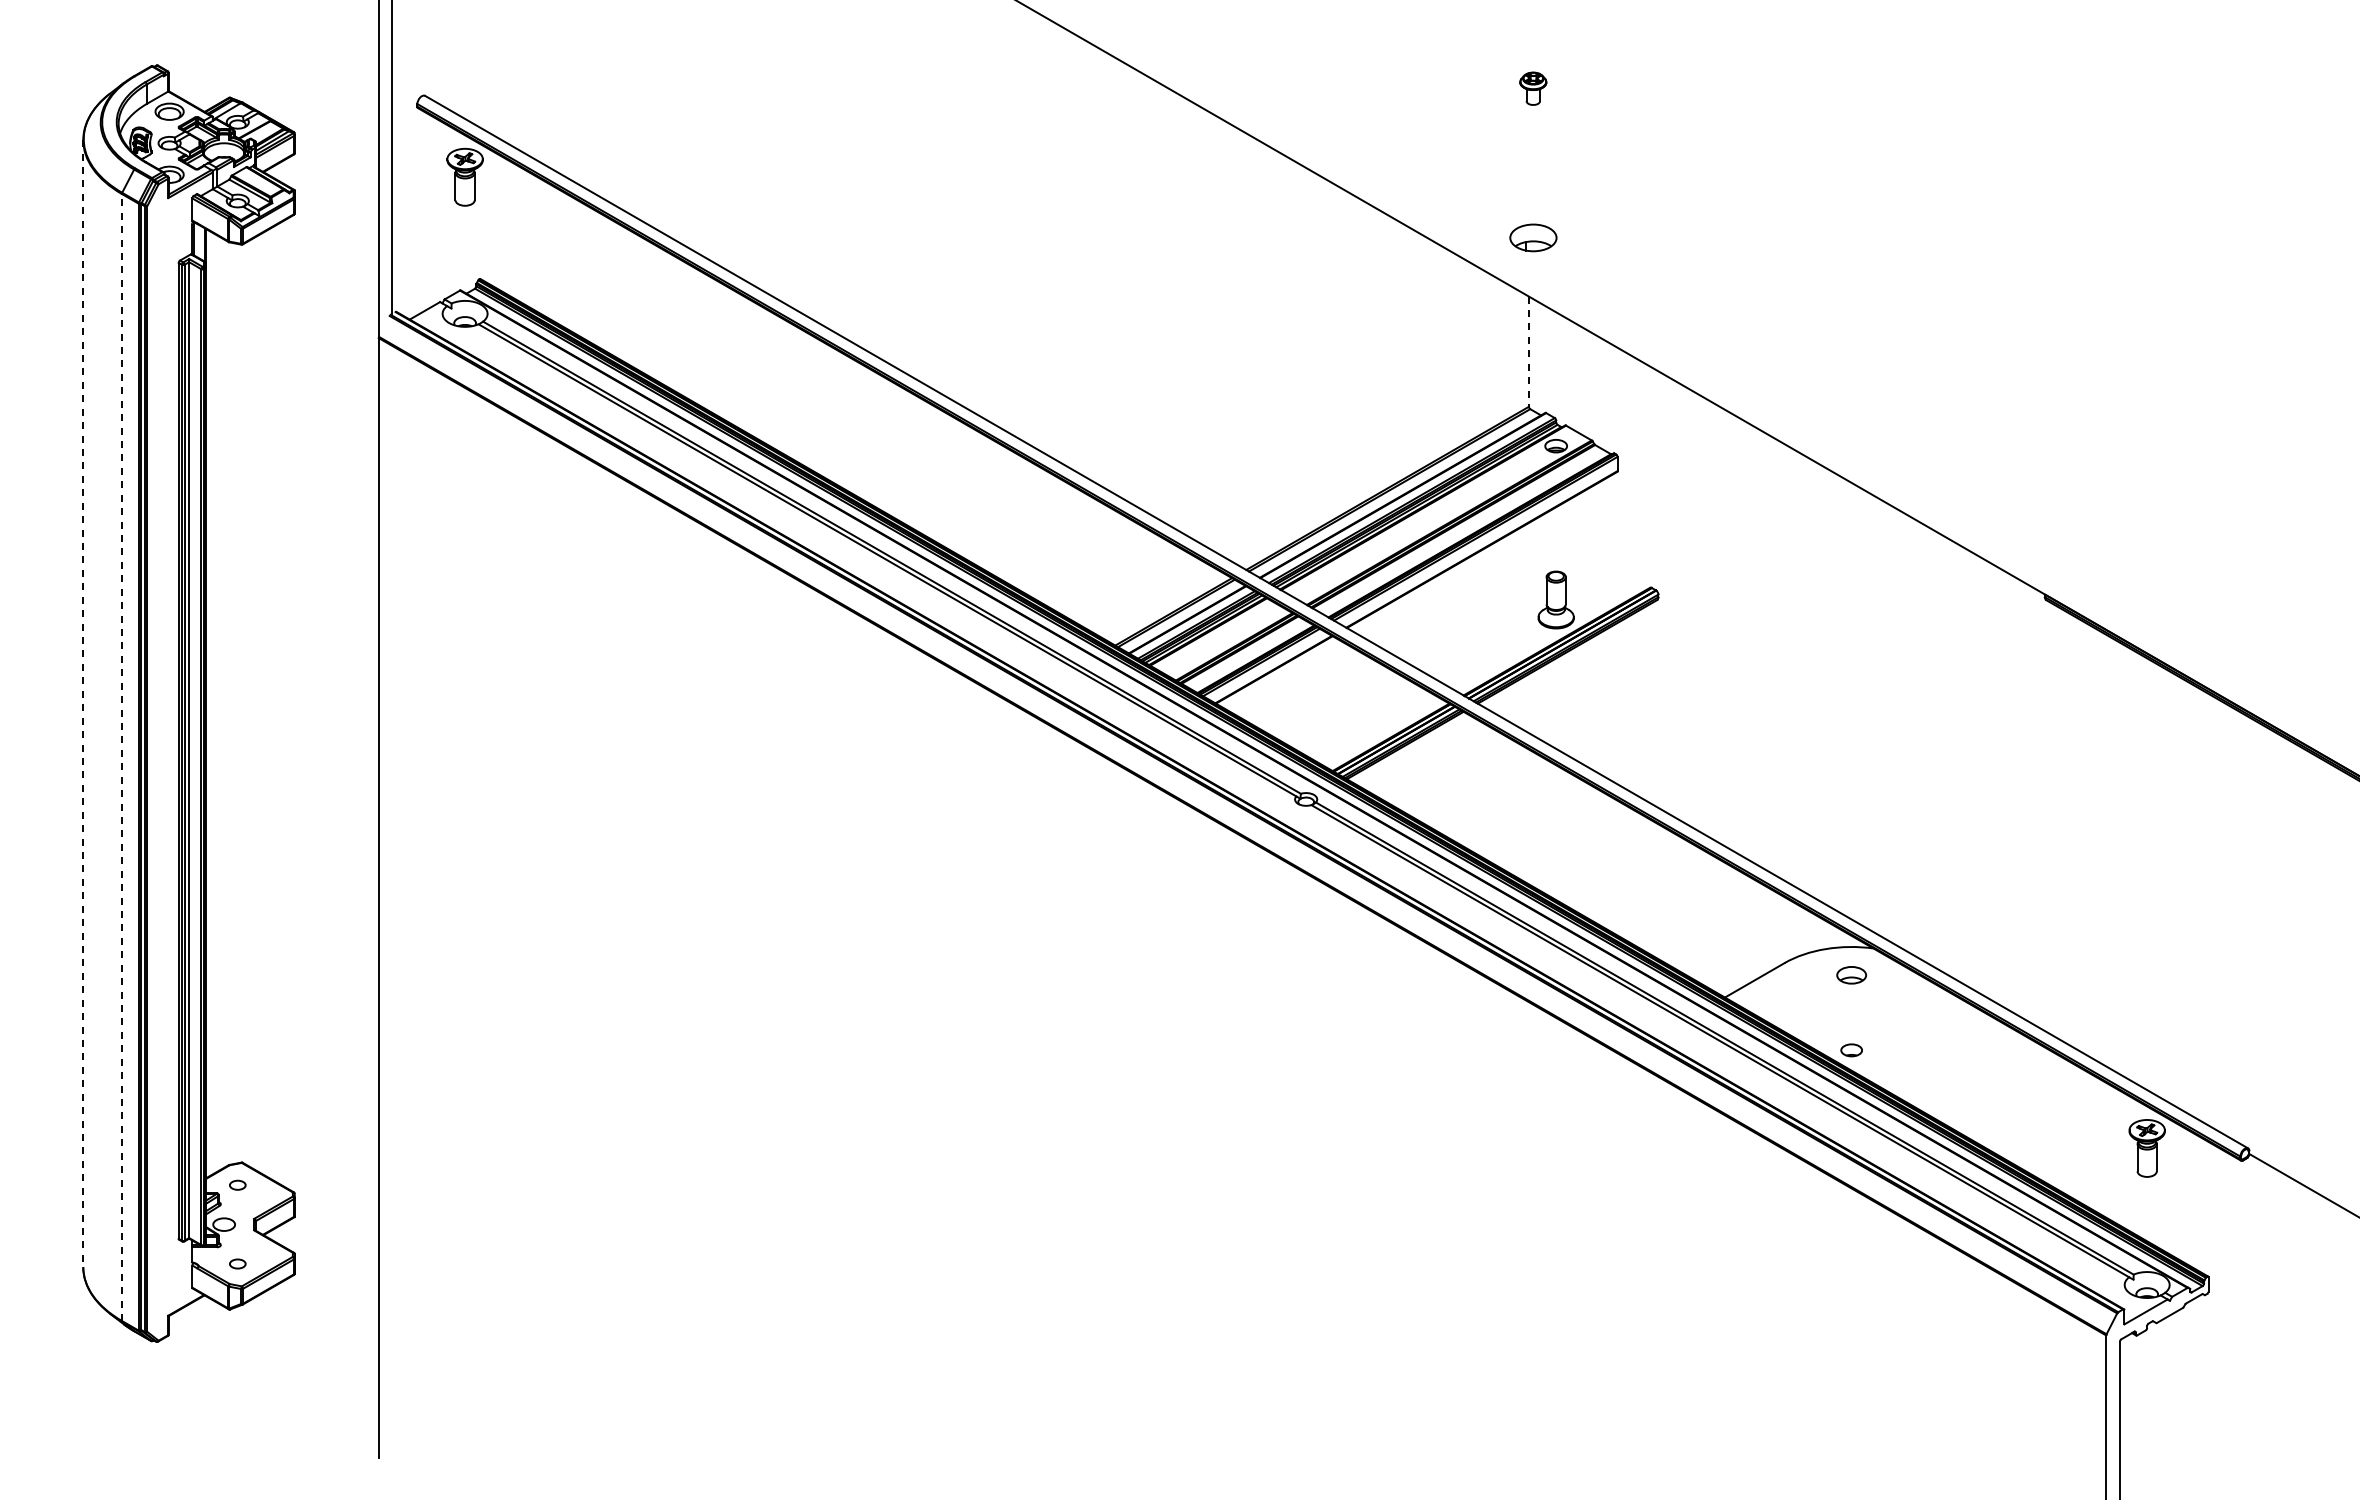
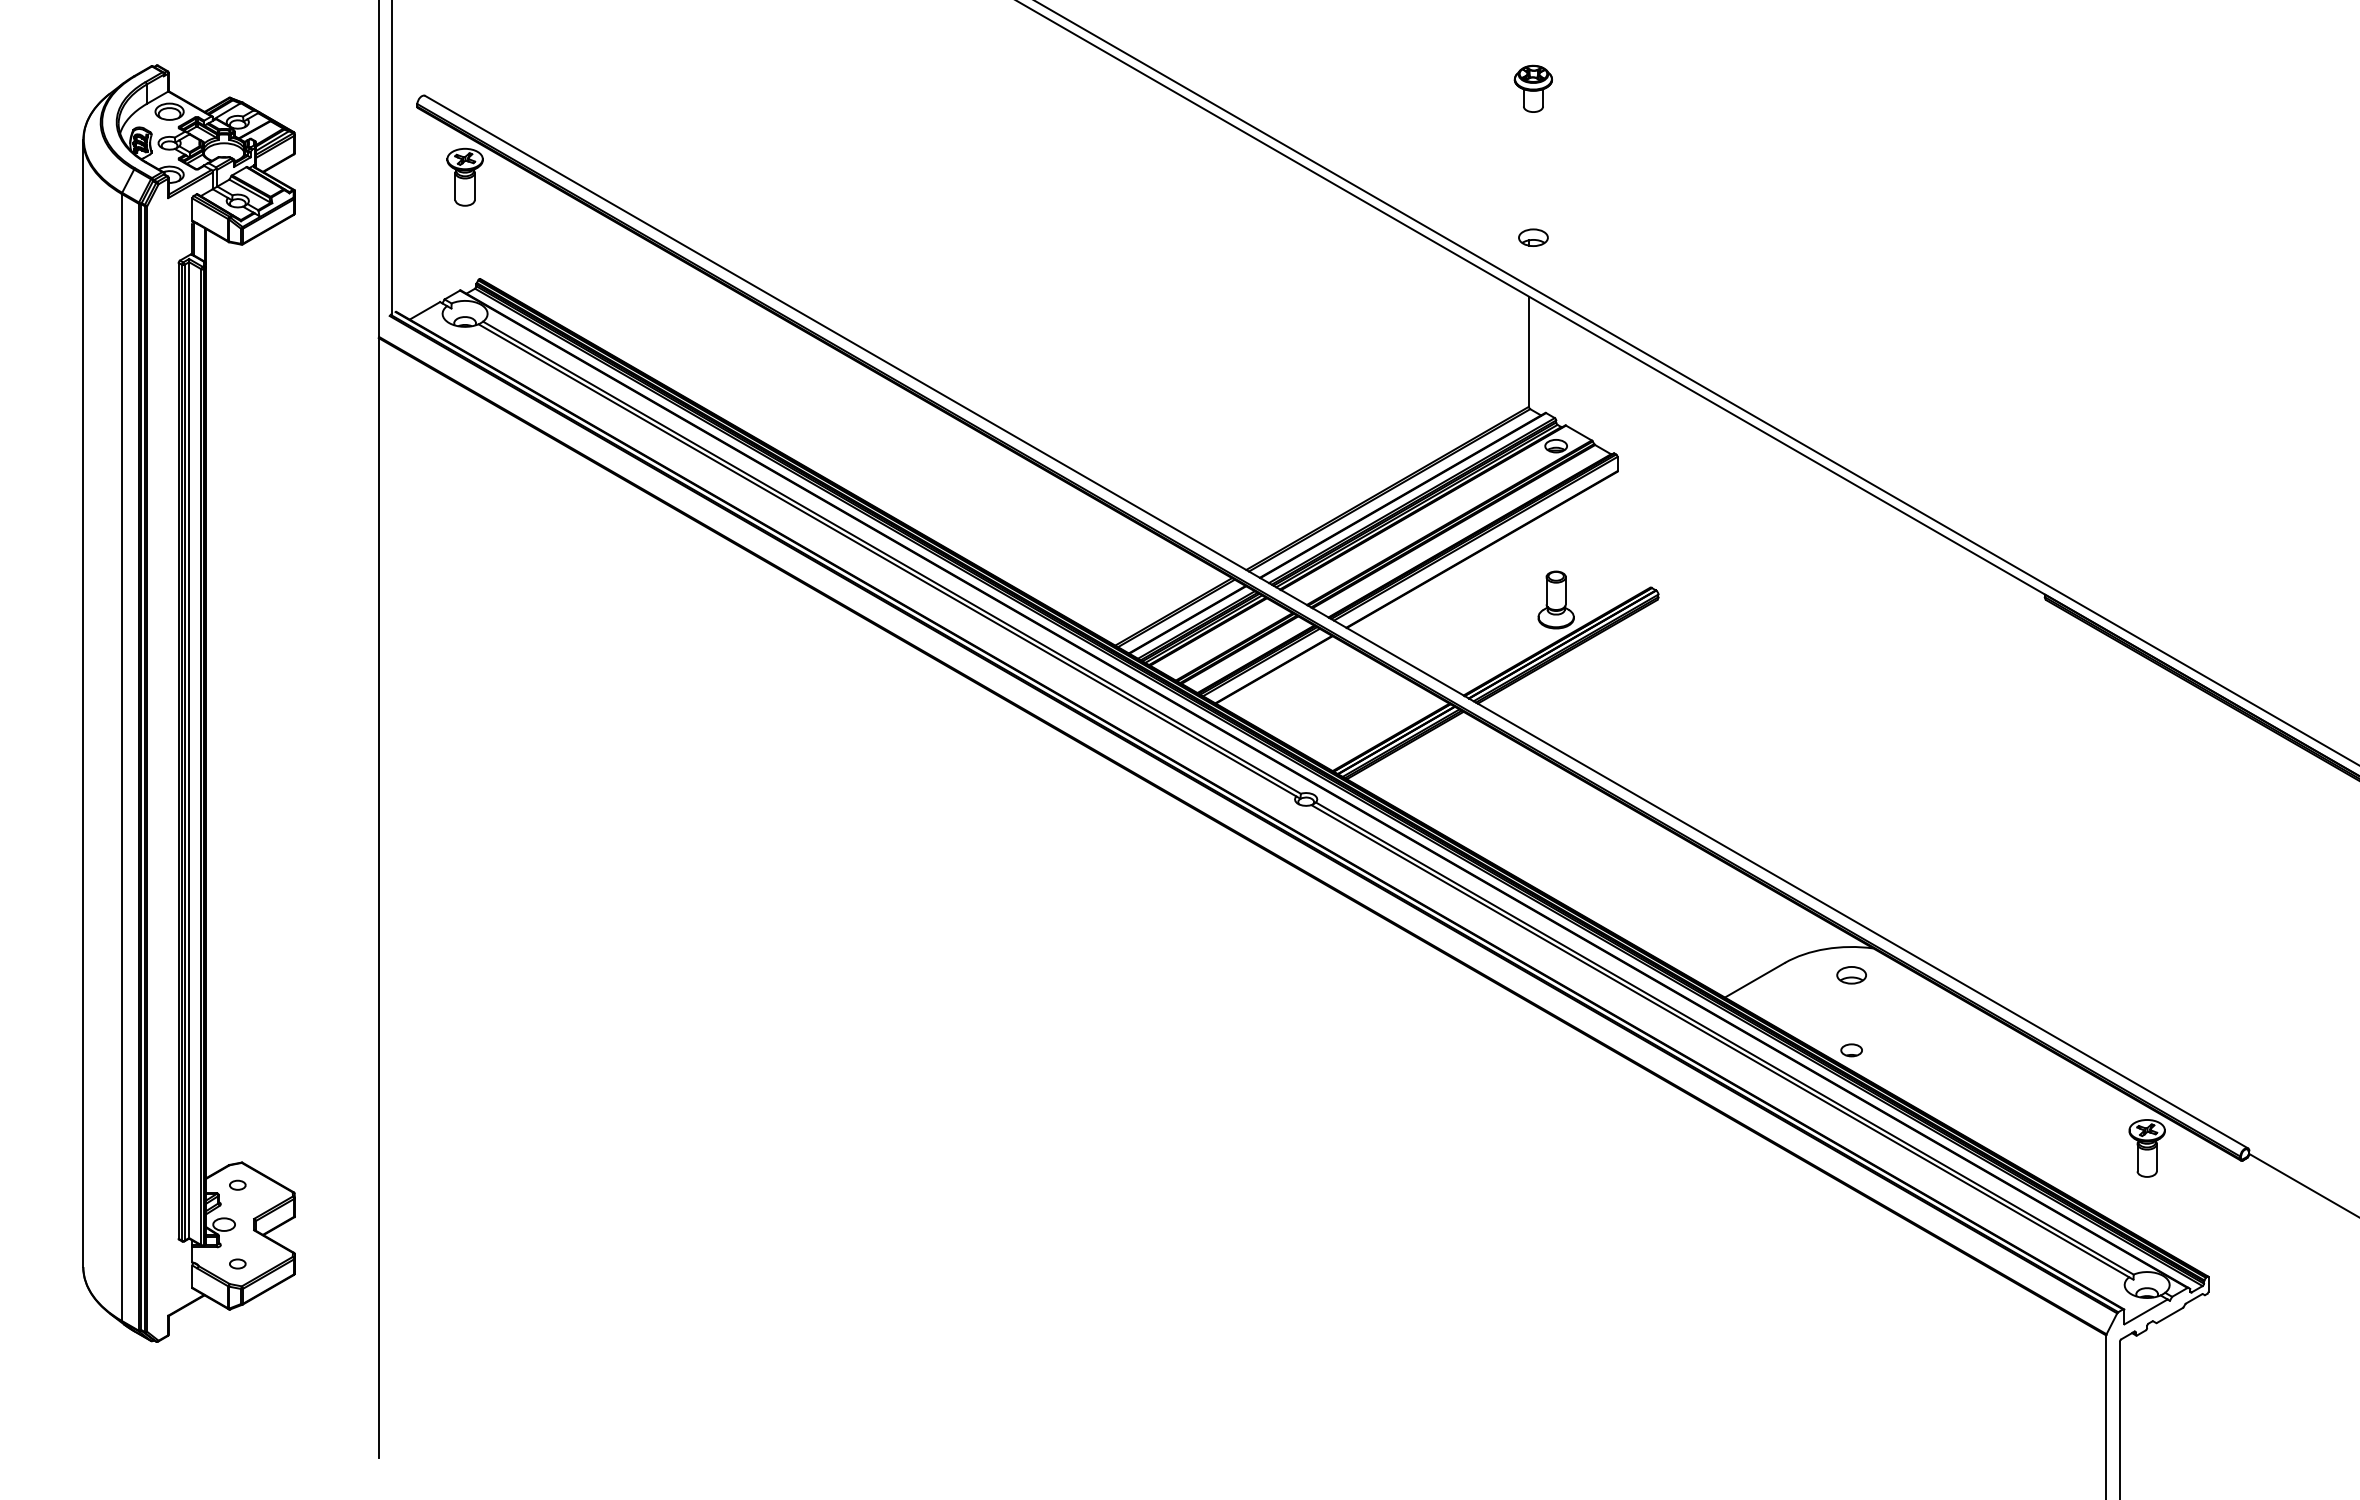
part size: 29x35 px -> 40x49 px (1532, 88)
part size: 49x30 px -> 31x19 px (1533, 237)
line: dashed -> solid (1528, 352)
line: none -> present (1696, 383)
line: dashed -> solid (83, 704)
line: dashed -> solid (121, 756)
